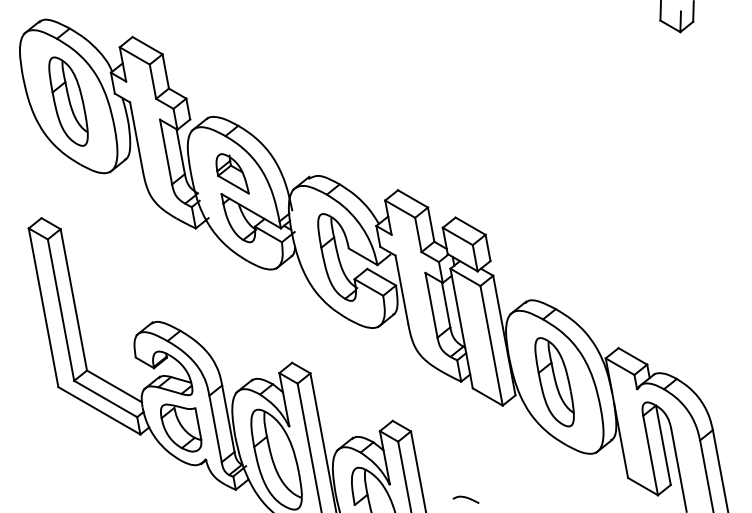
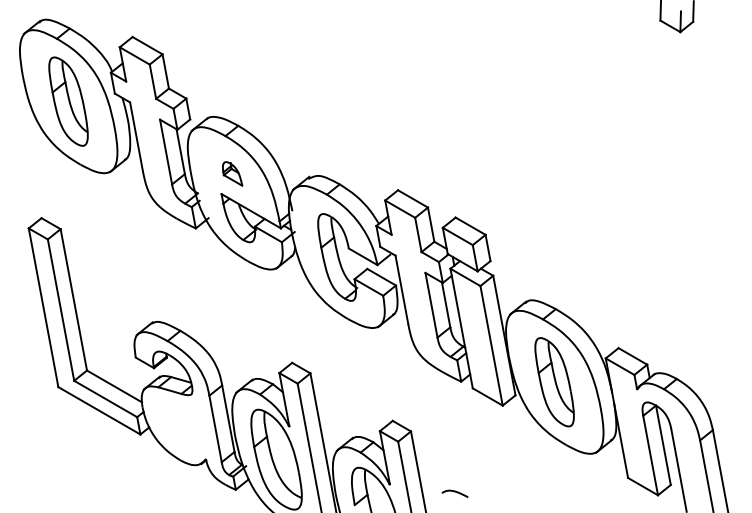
part size: 35x42 px -> 22x26 px (232, 173)
part: present -> none (181, 427)
curve position: (465, 498) -> (454, 492) (454, 492)
